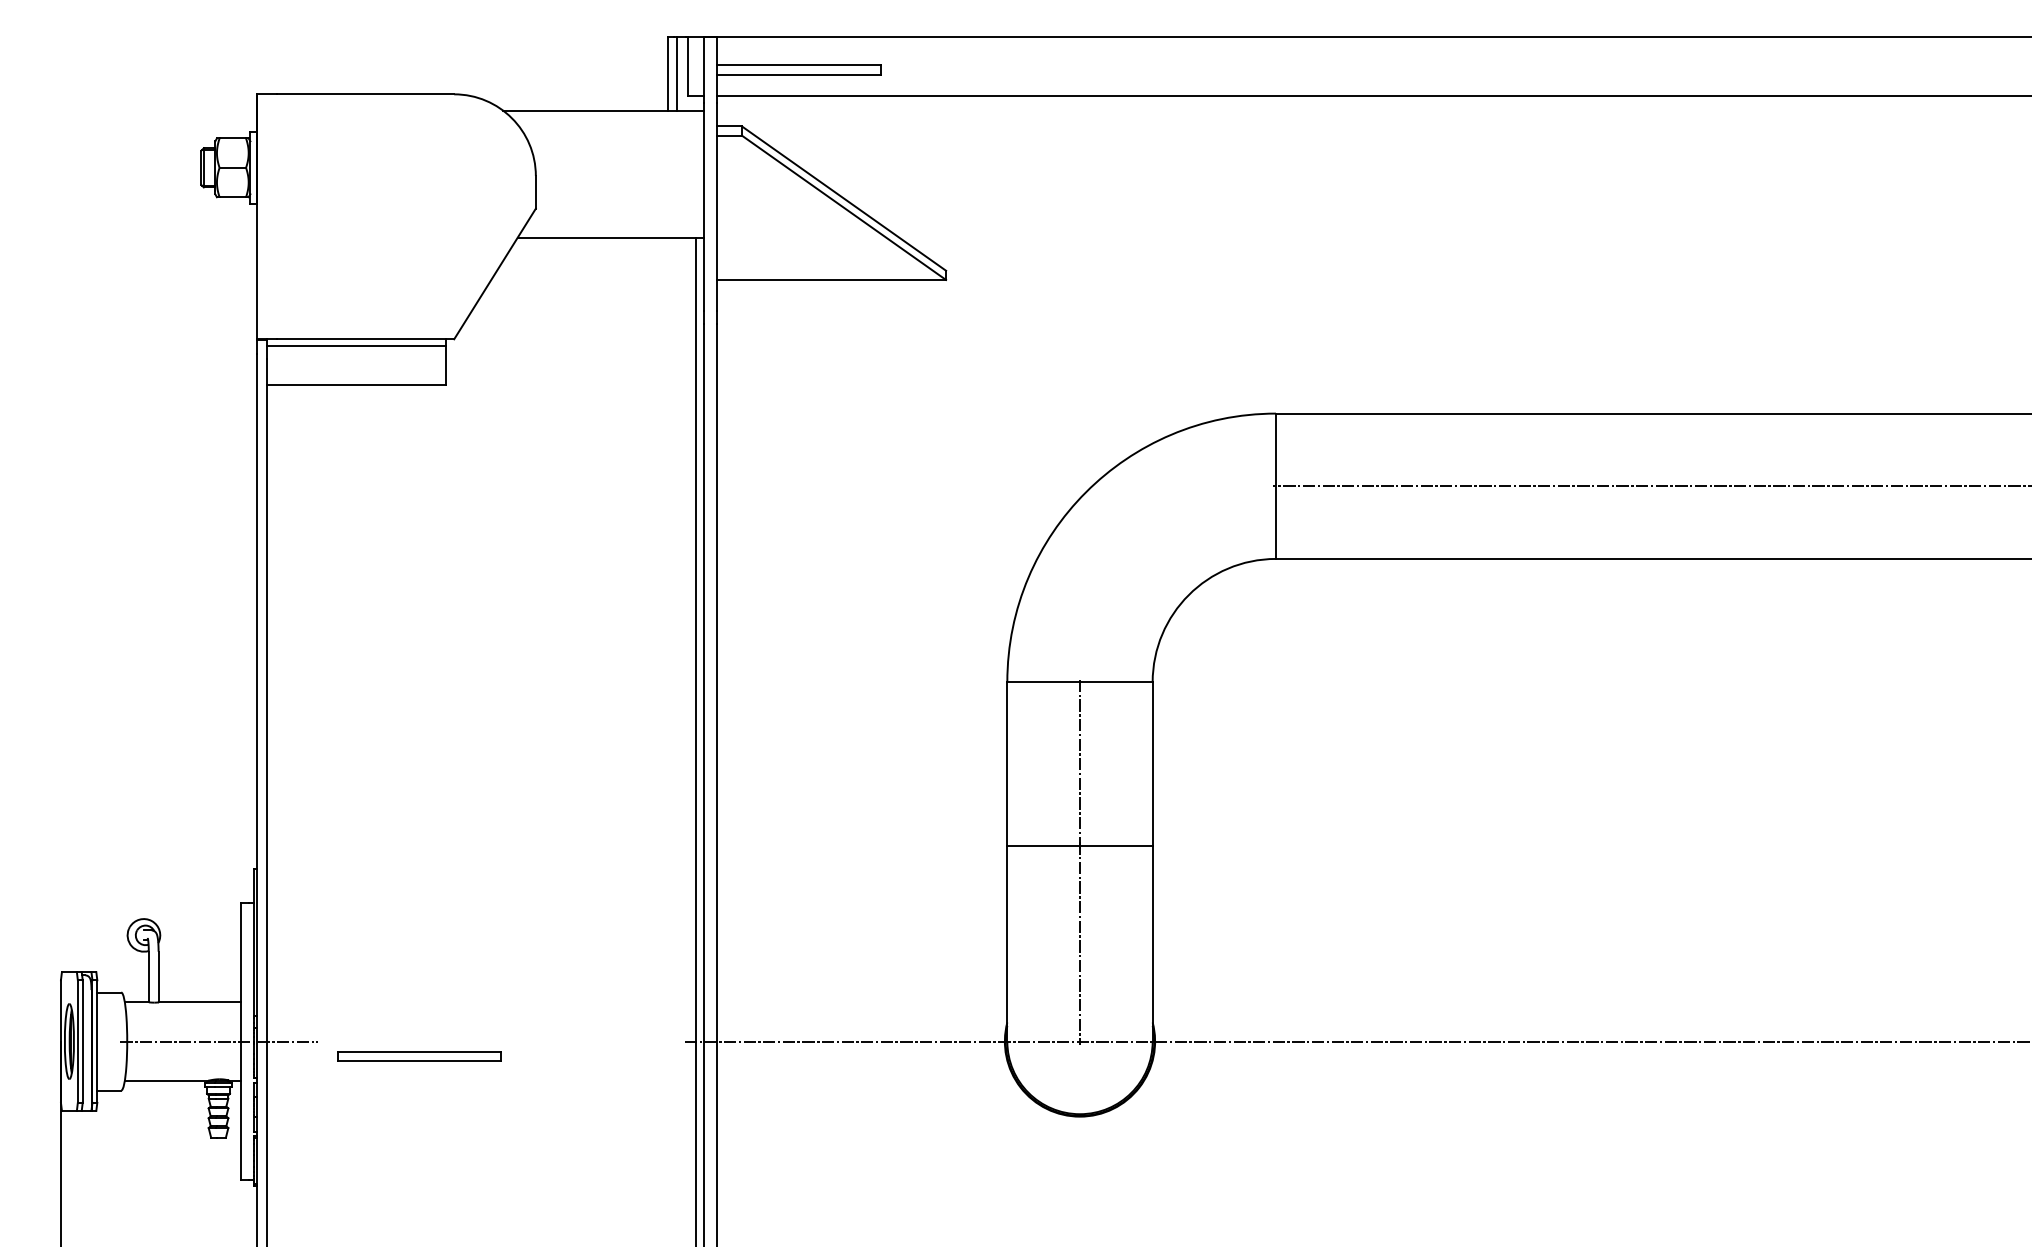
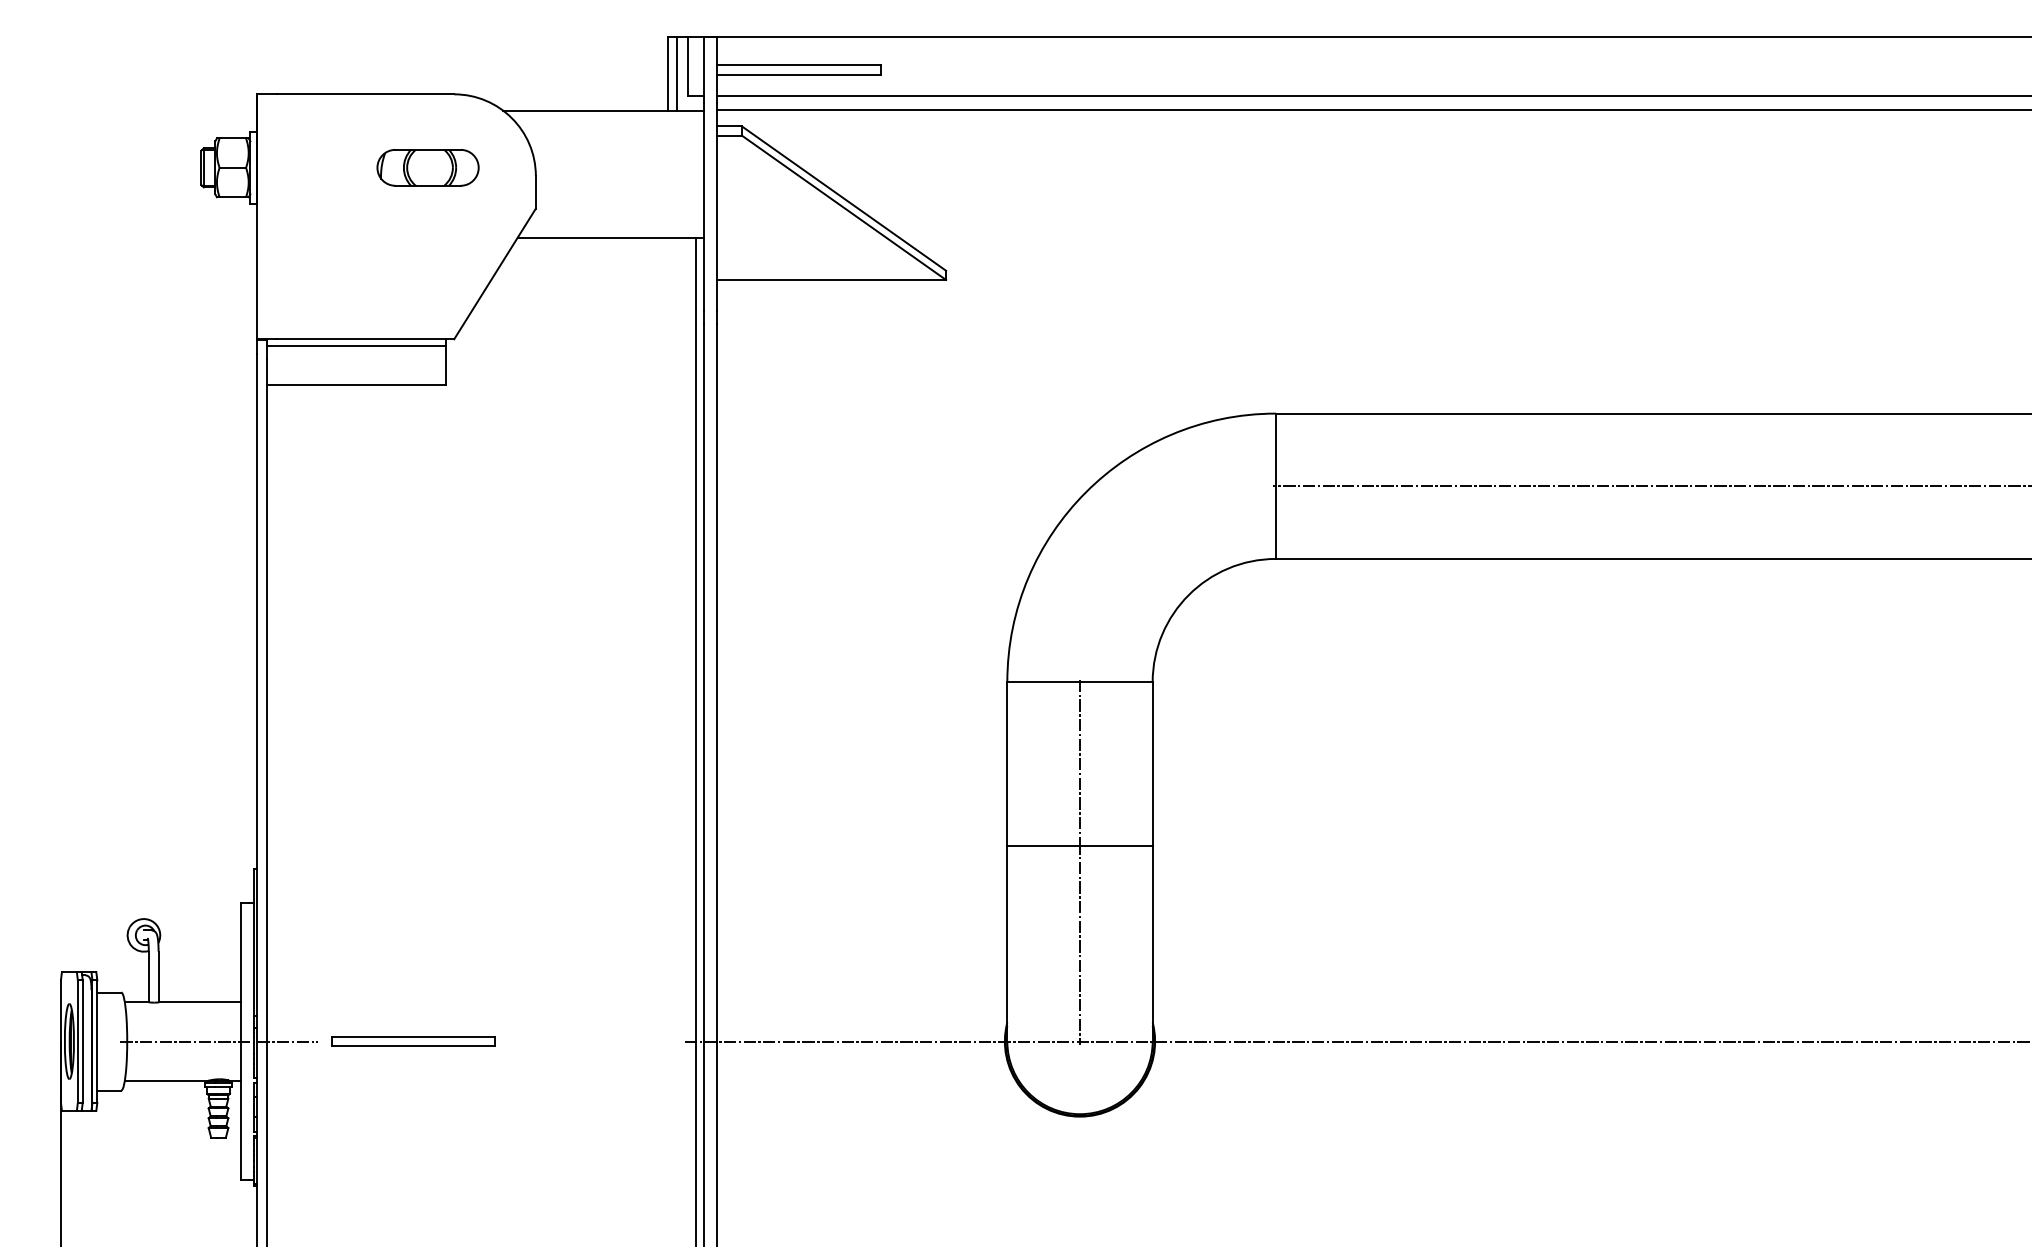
line: none -> present (1372, 109)
part: none -> present (427, 167)
part position: (419, 1056) -> (413, 1041) (413, 1041)
